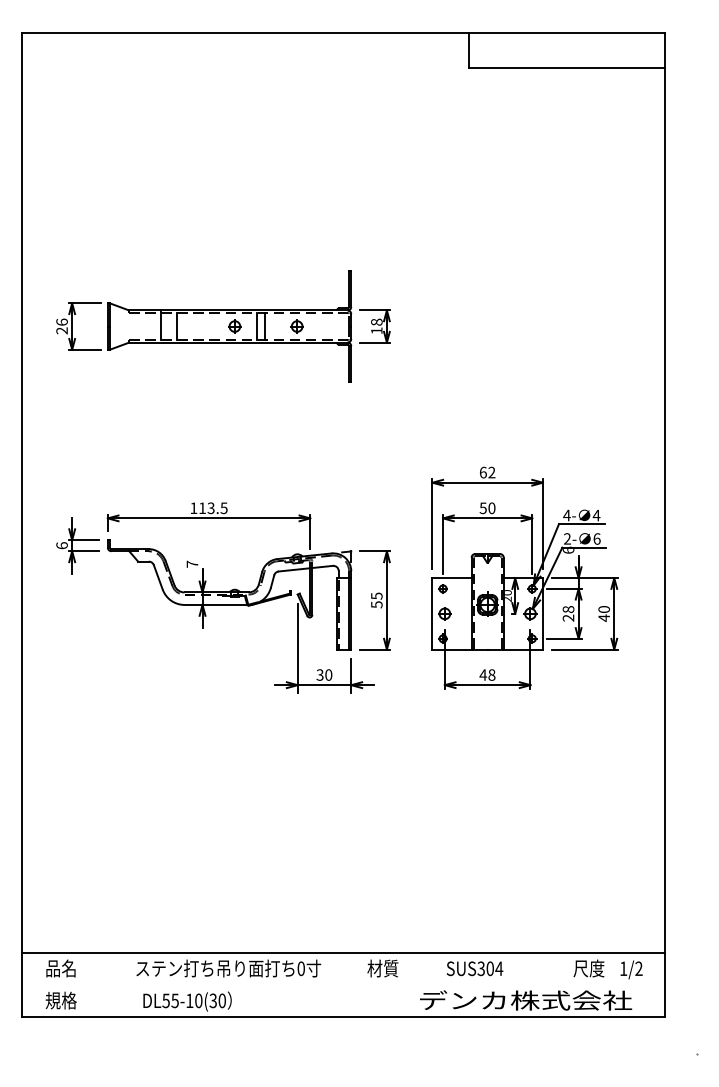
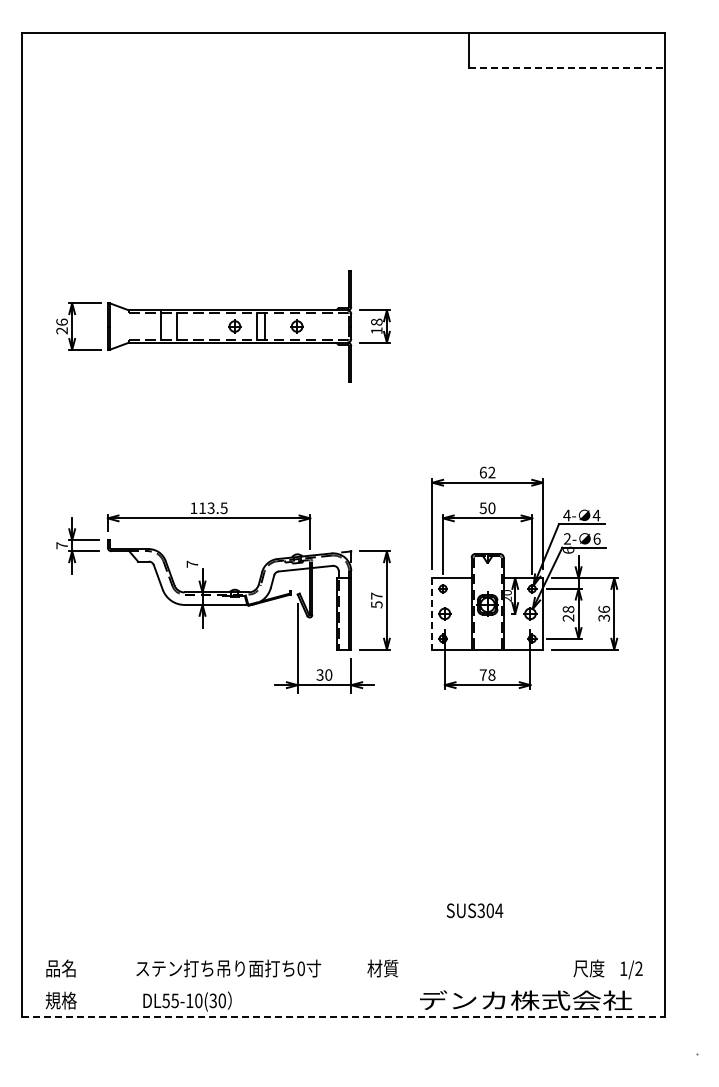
line: solid -> dashed (567, 68)
text: 6 -> 7 (61, 545)
text: 55 -> 57 (376, 595)
line: solid -> dashed (432, 613)
text: 40 -> 36 (604, 613)
text: 48 -> 78 (483, 674)
line: present -> none (343, 952)
text position: (475, 968) -> (475, 910) (475, 910)
line: solid -> dashed (343, 1016)
